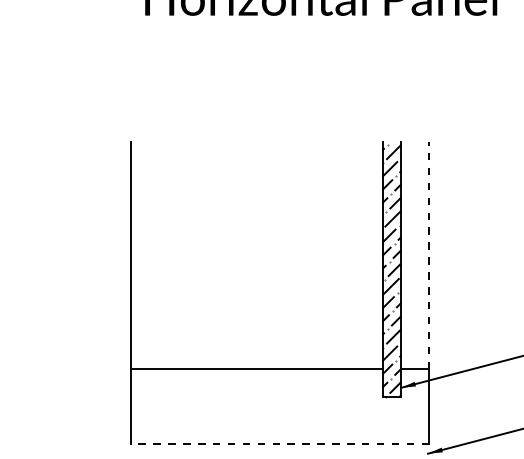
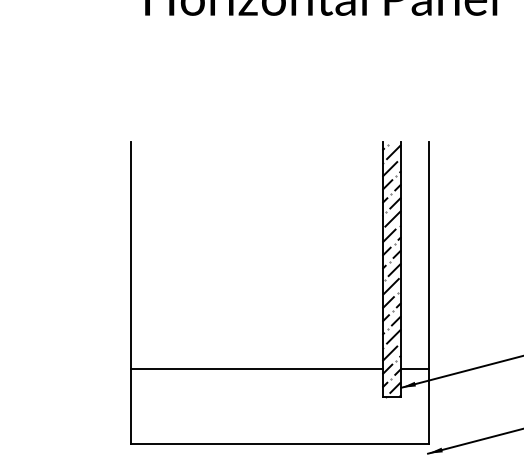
line: dashed -> solid (429, 255)
line: dashed -> solid (279, 443)
